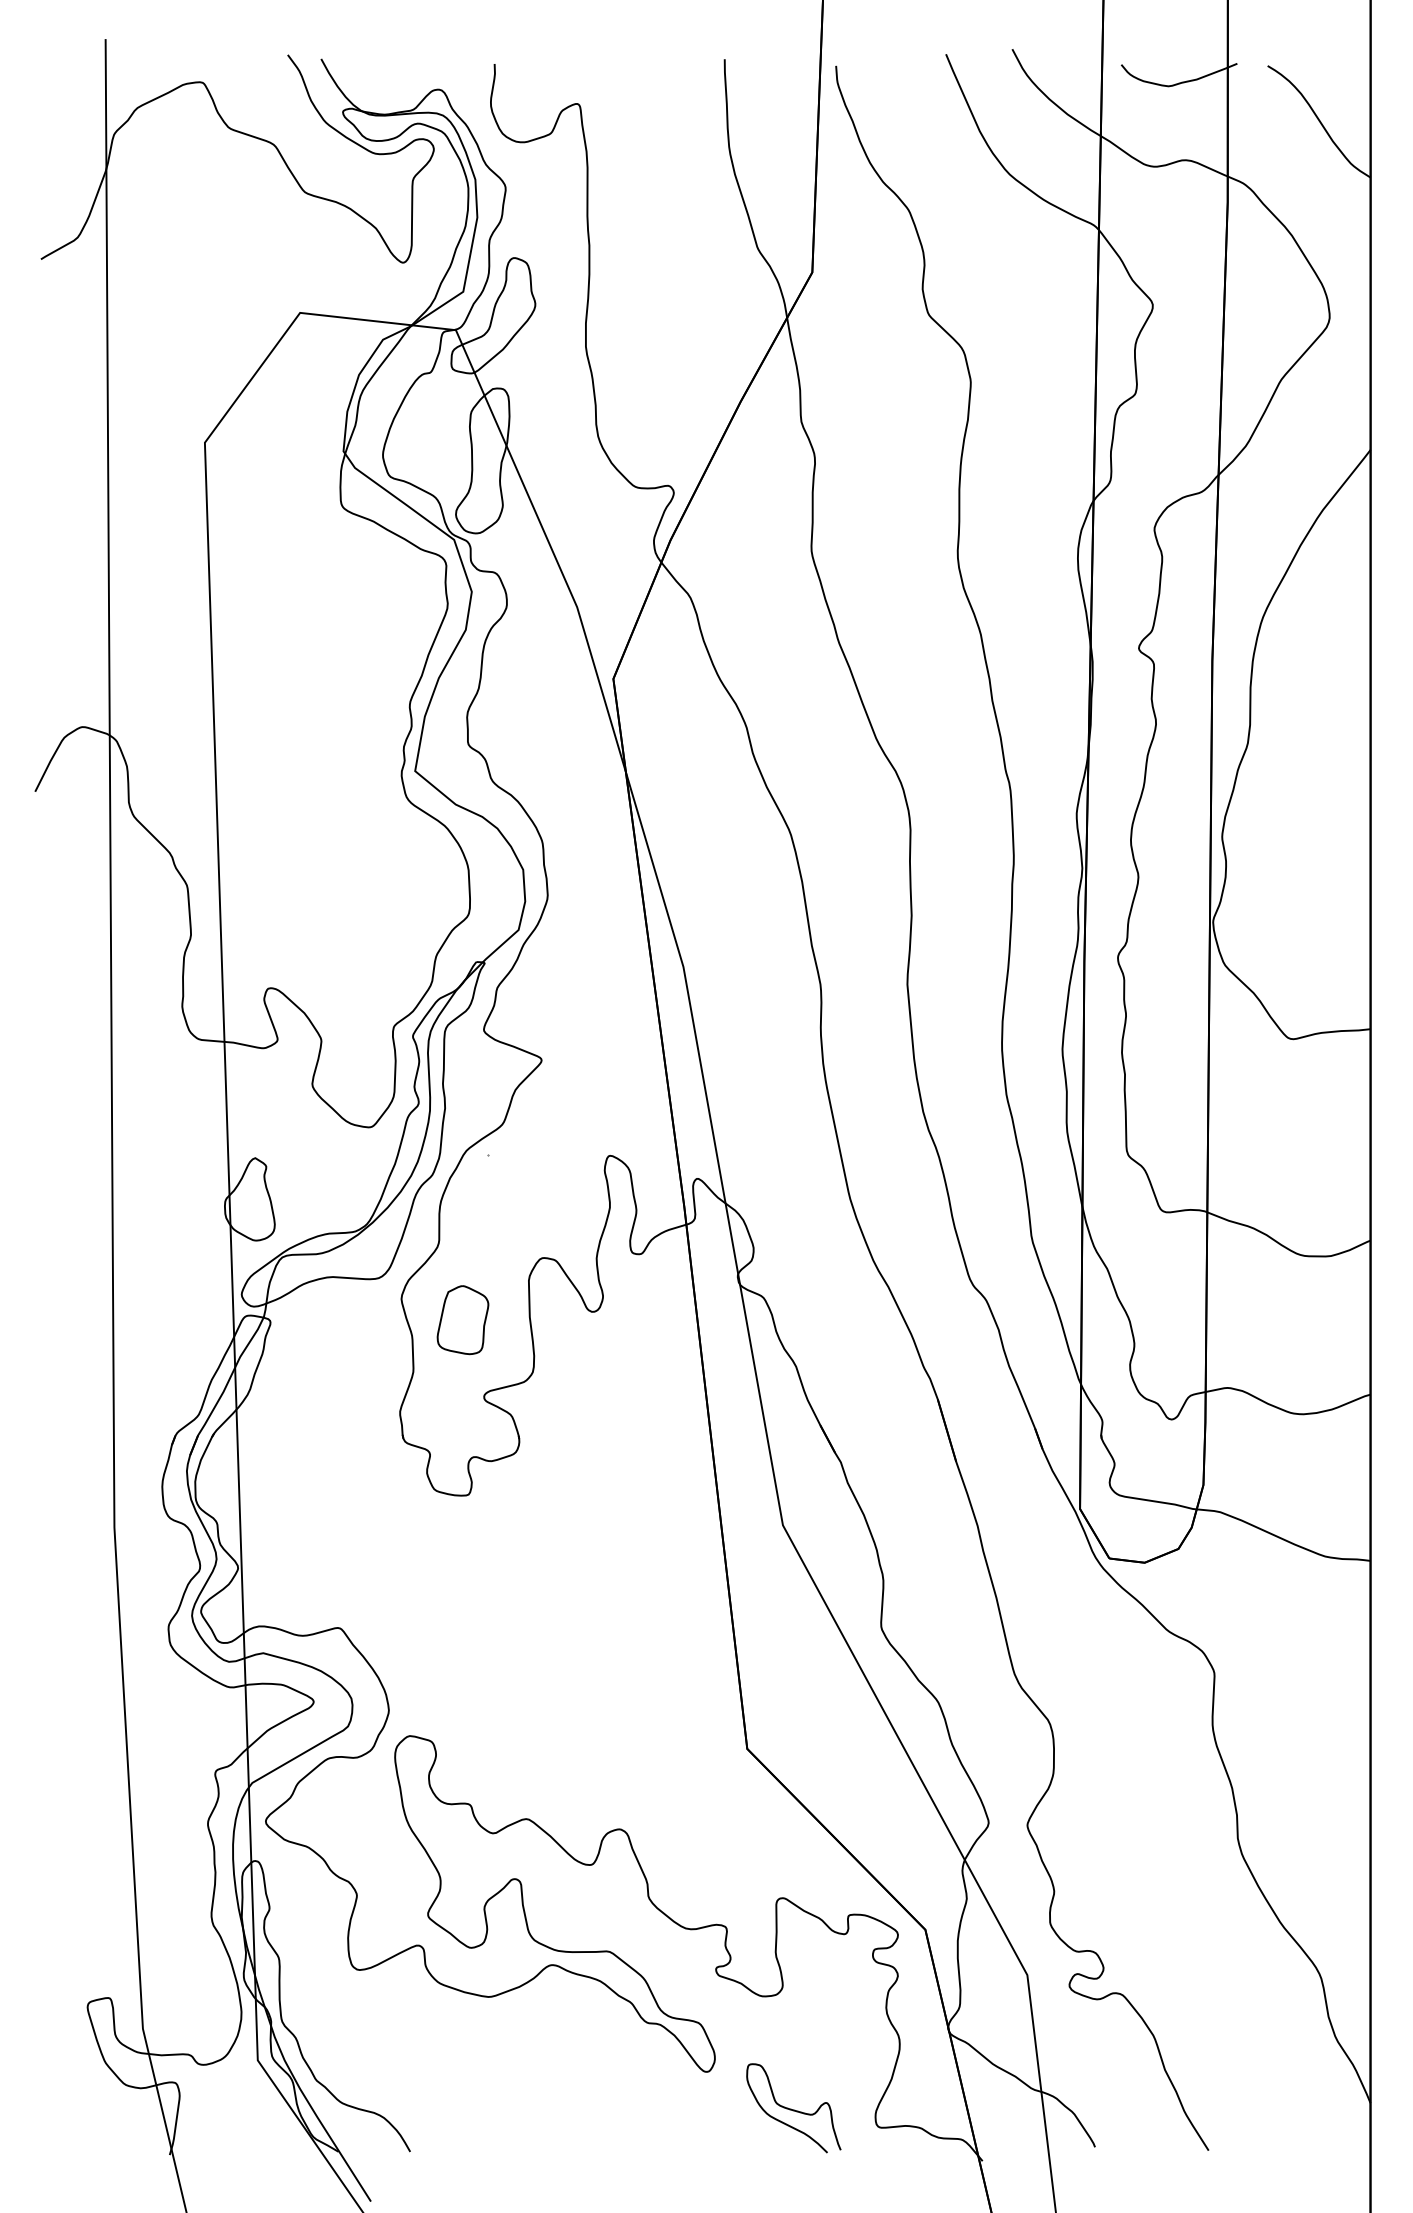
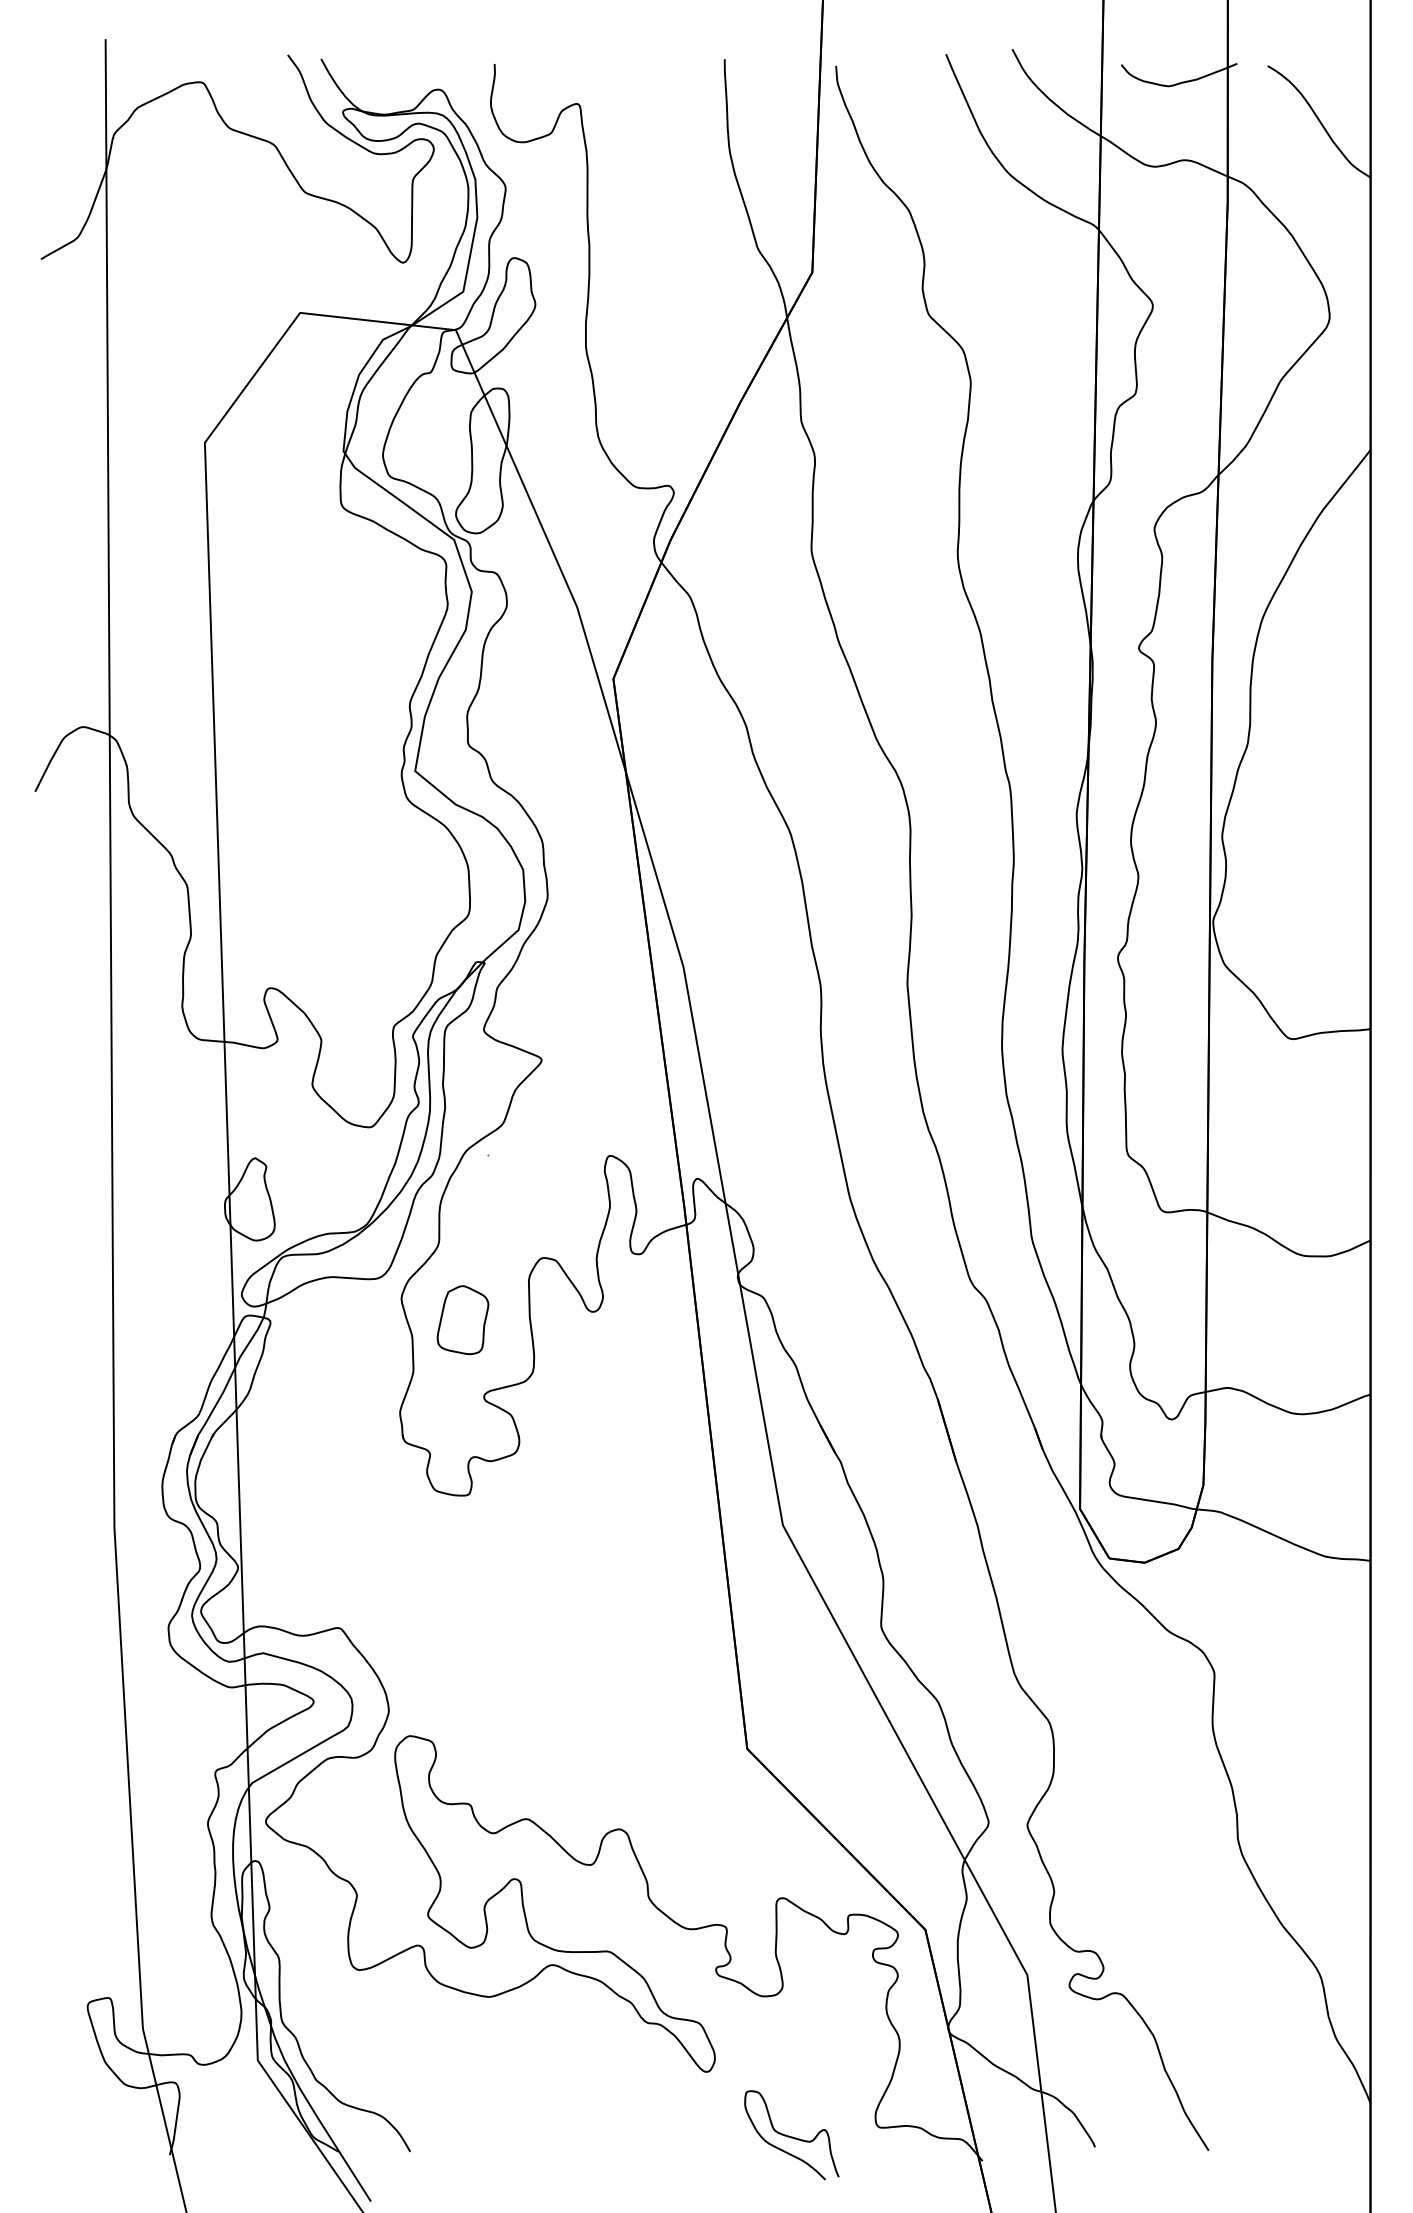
curve position: (793, 2109) -> (791, 2136) (791, 2136)
